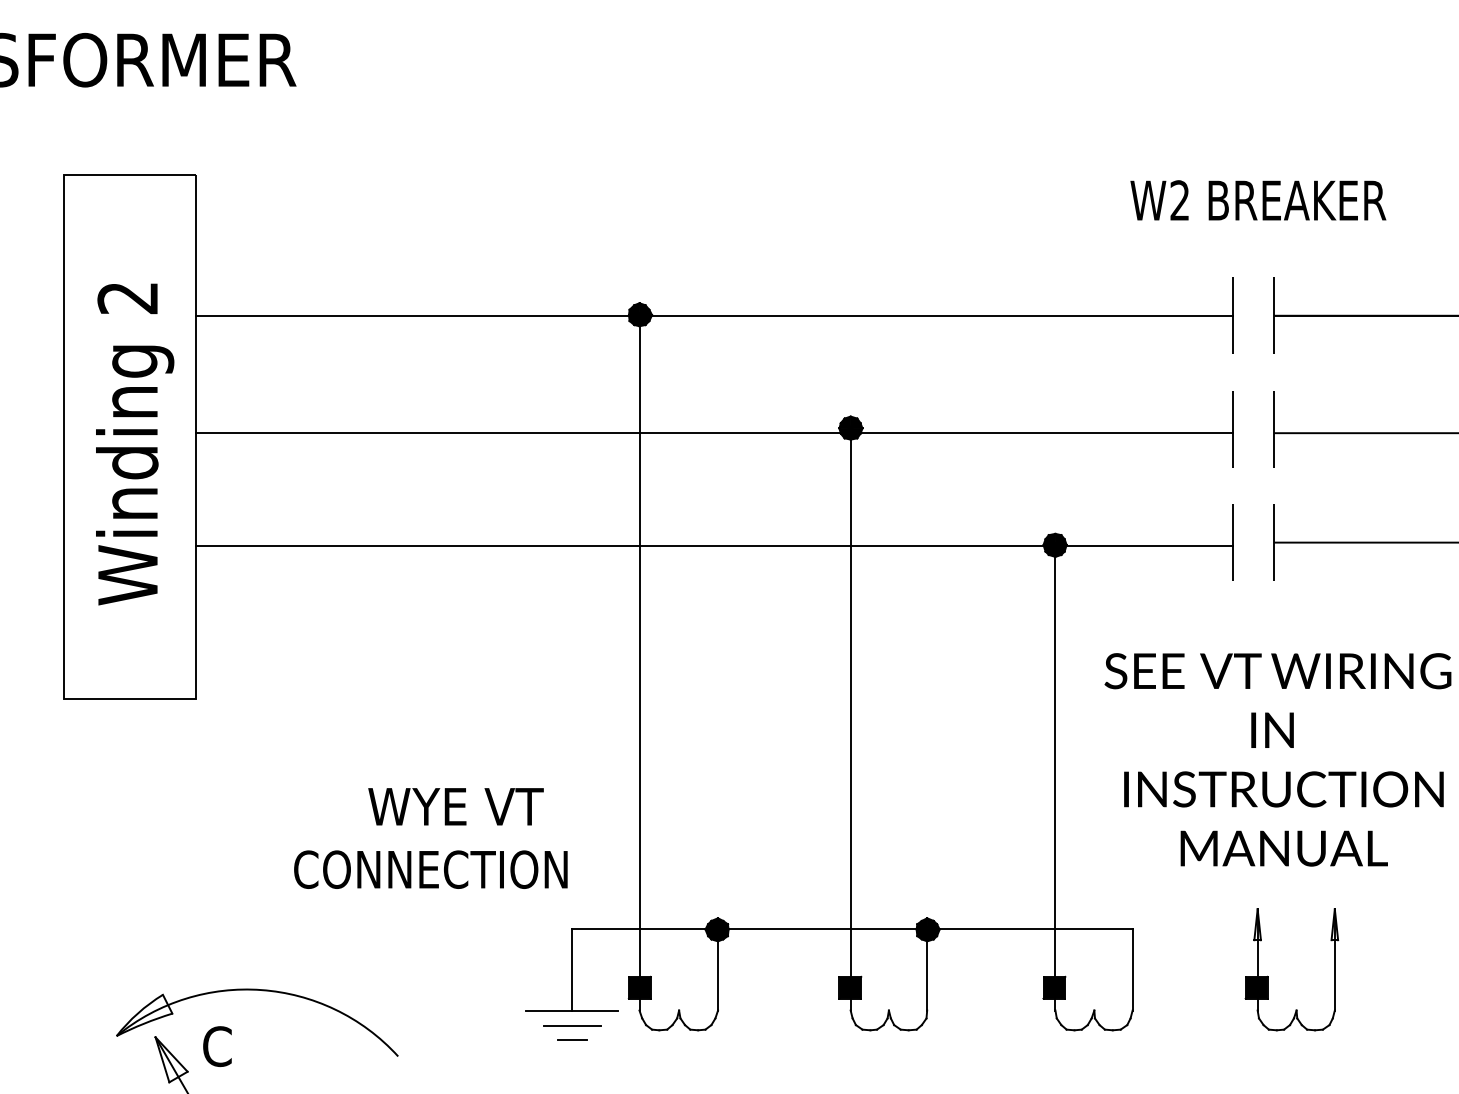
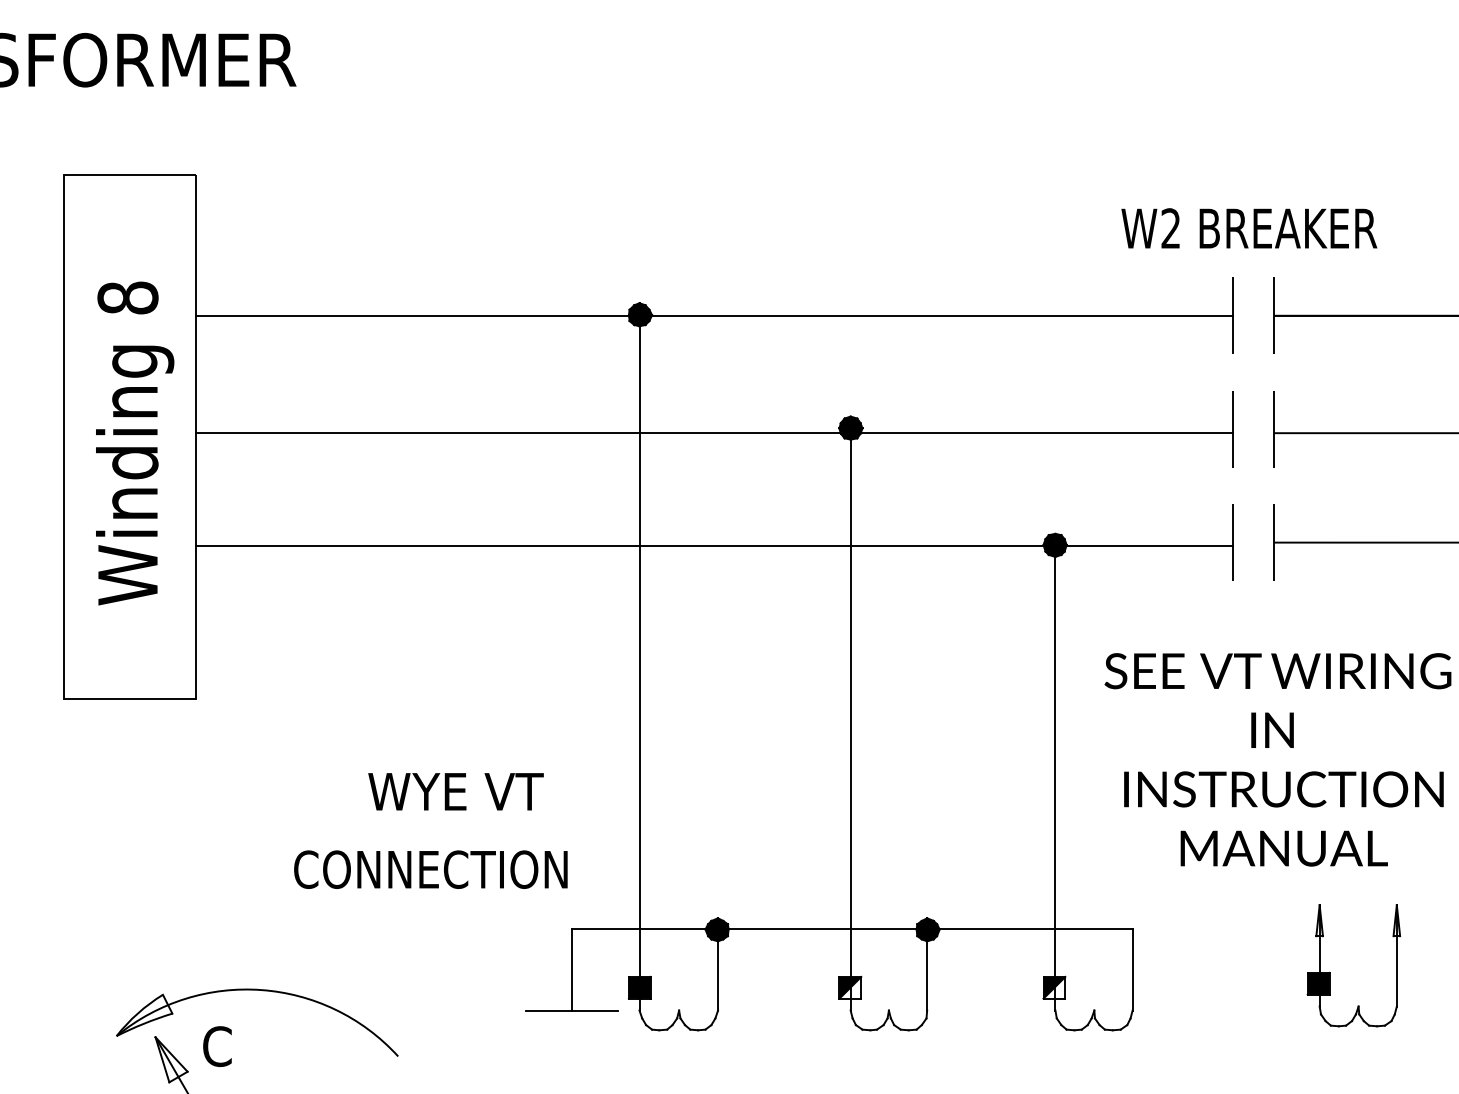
text position: (1258, 200) -> (1249, 228) (1249, 228)
text: 2 -> 8 (127, 297)
text position: (455, 806) -> (455, 791) (455, 791)
part position: (1268, 976) -> (1330, 972) (1330, 972)
fill: present -> none (850, 987)
fill: present -> none (1054, 987)
line: present -> none (571, 1026)
line: present -> none (571, 1039)
